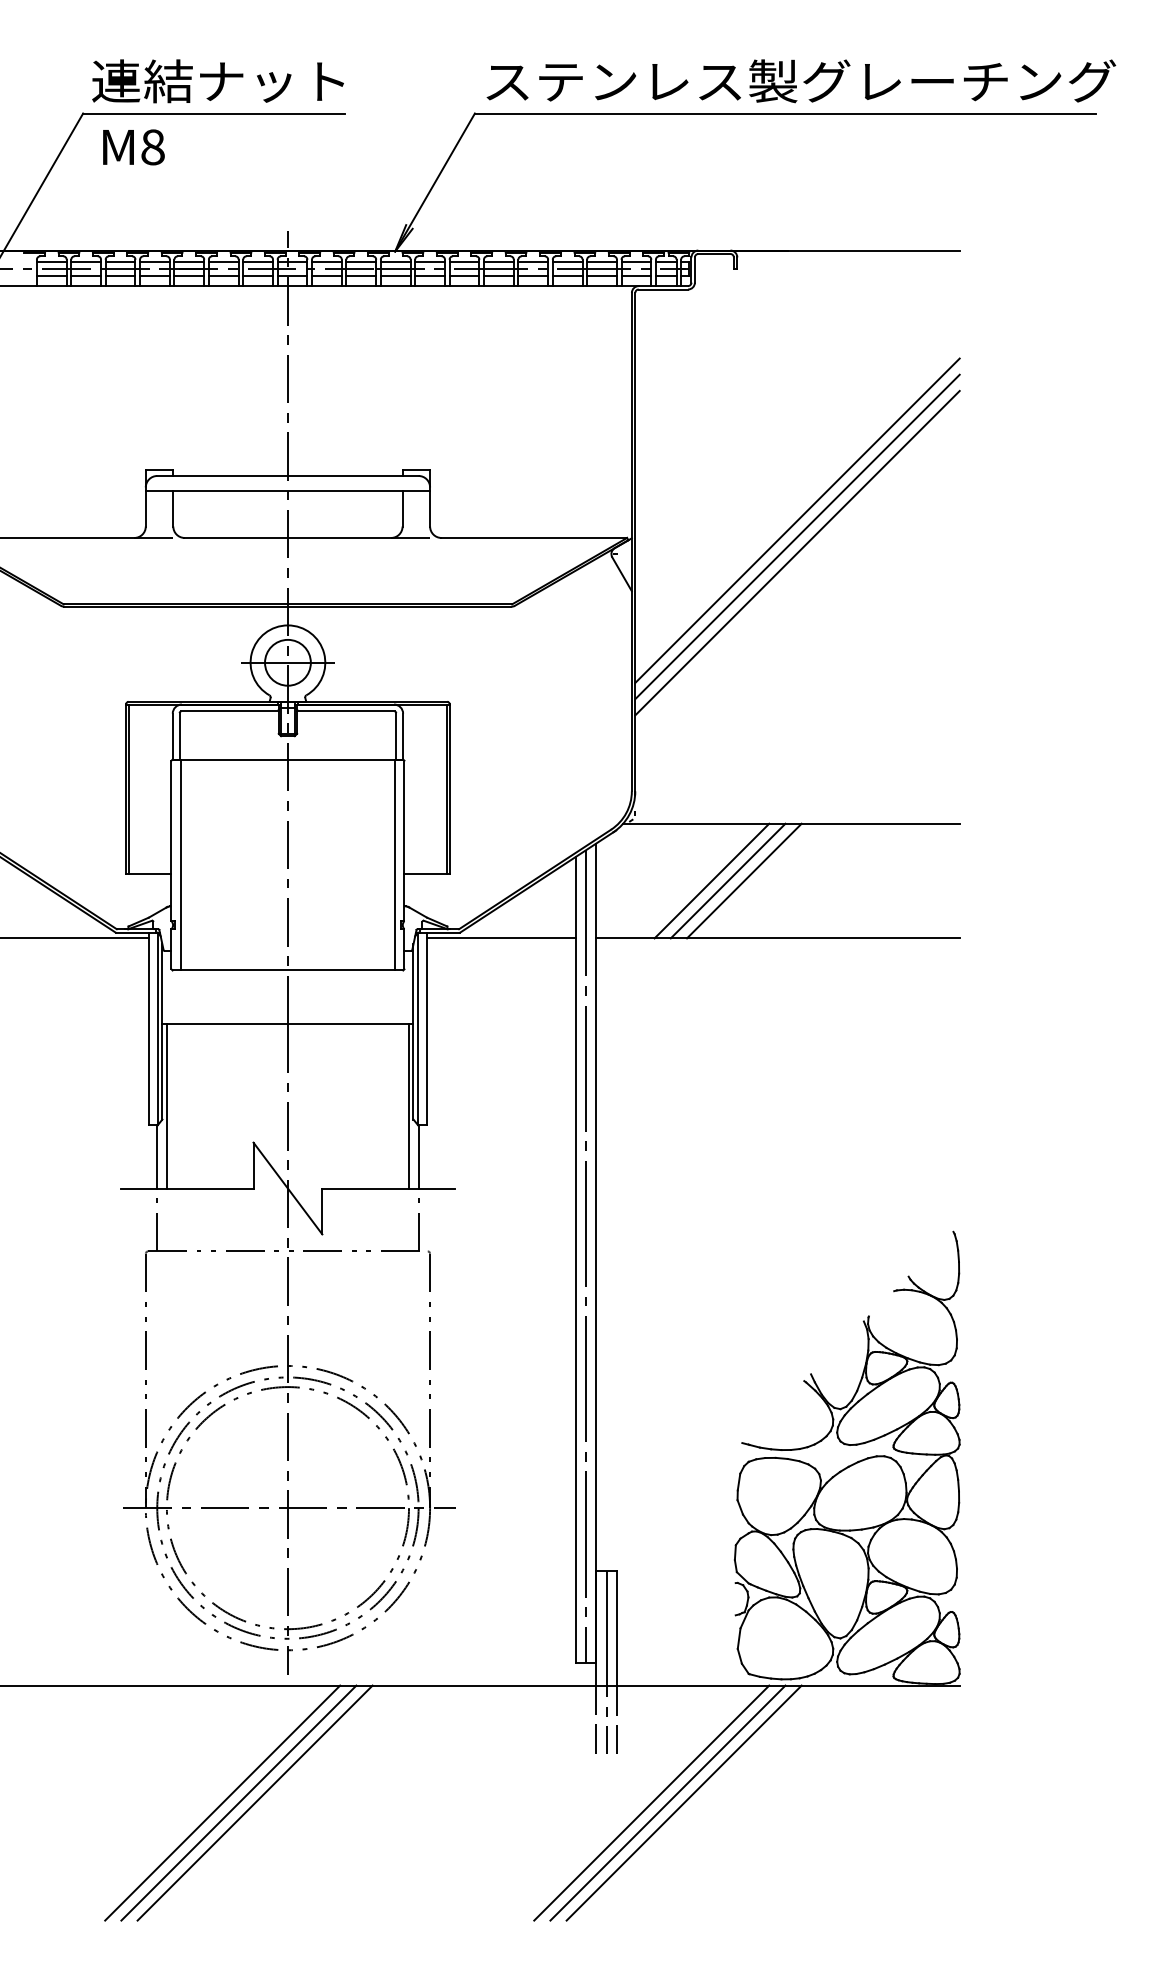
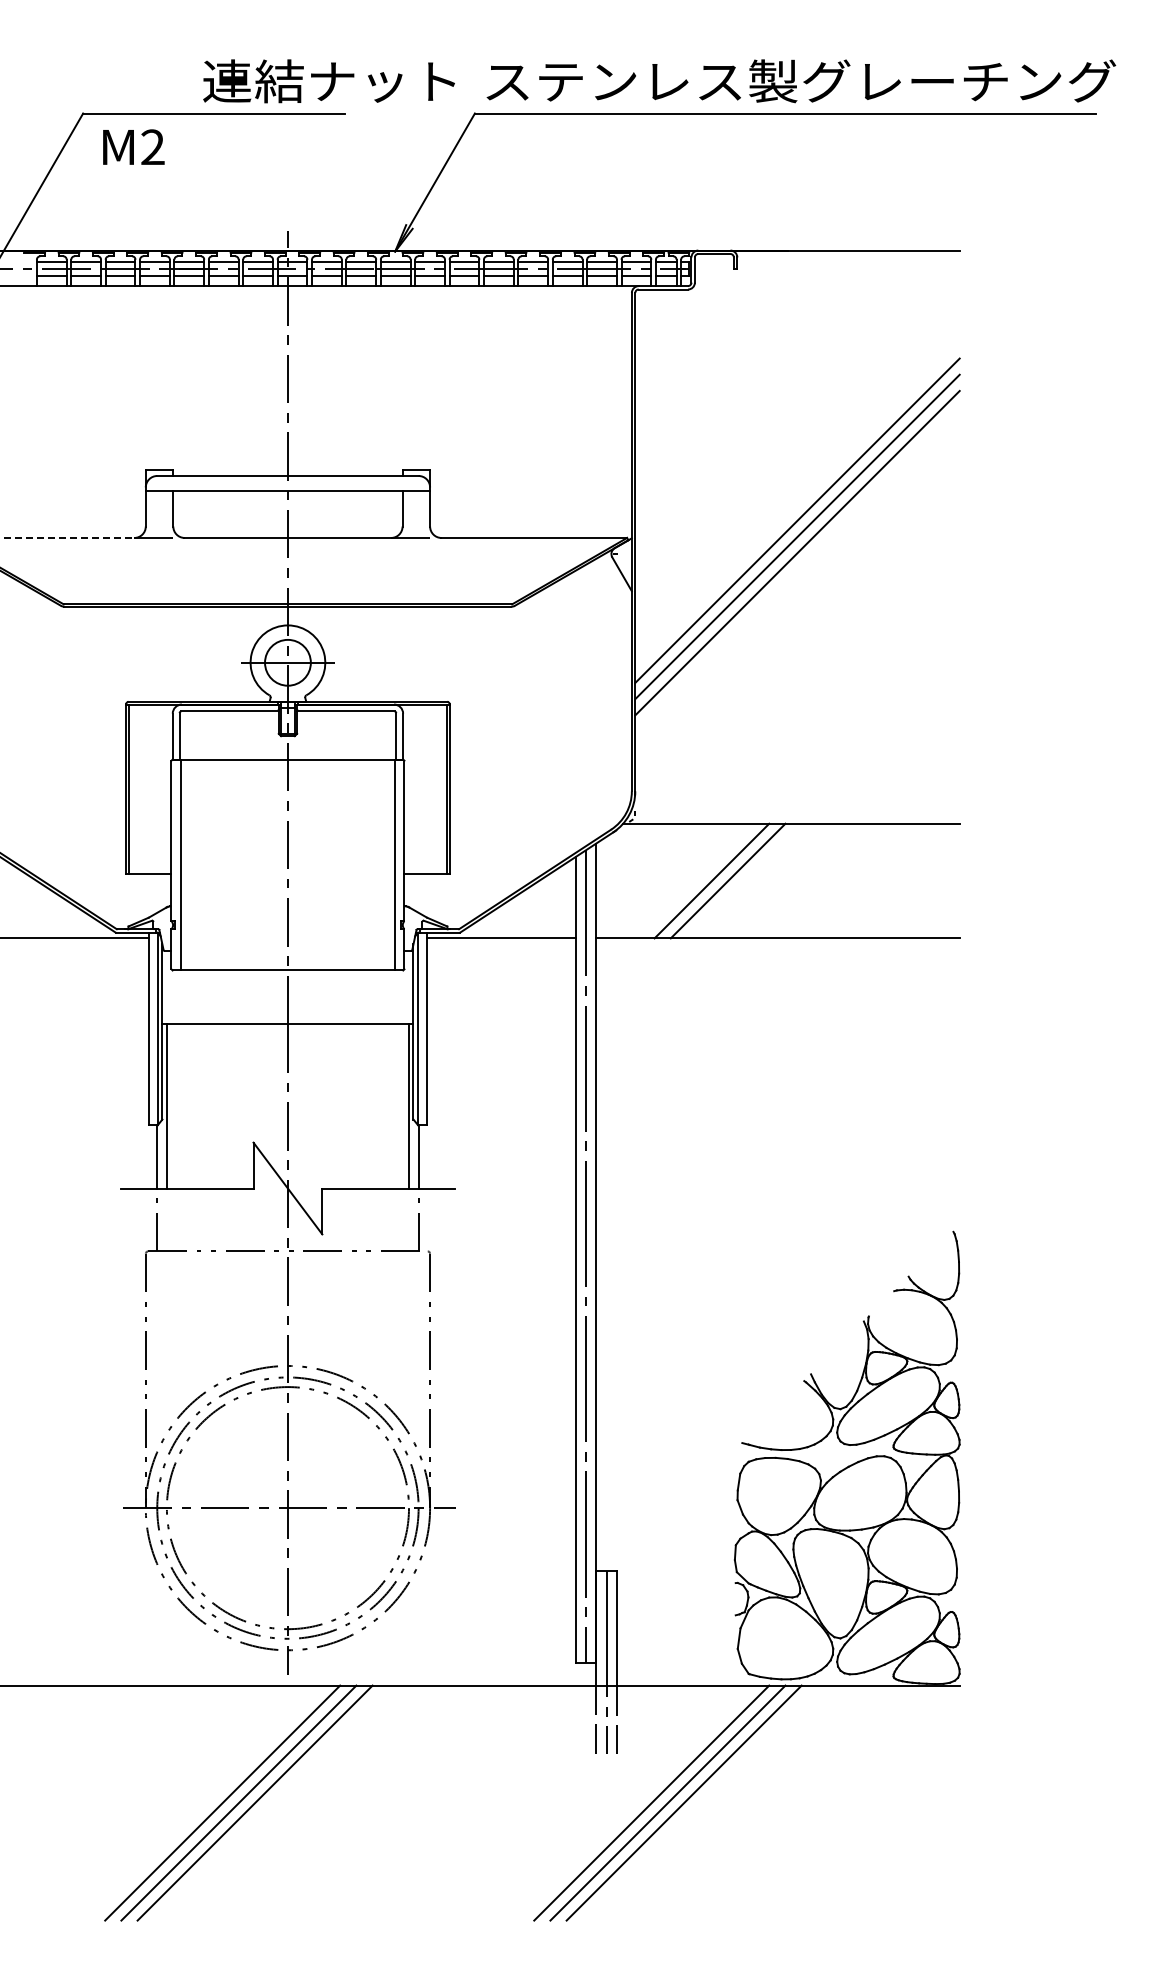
text position: (217, 81) -> (328, 81) (328, 81)
text: M8 -> M2 (152, 147)
line: solid -> dashed (67, 537)
line: present -> none (744, 880)
